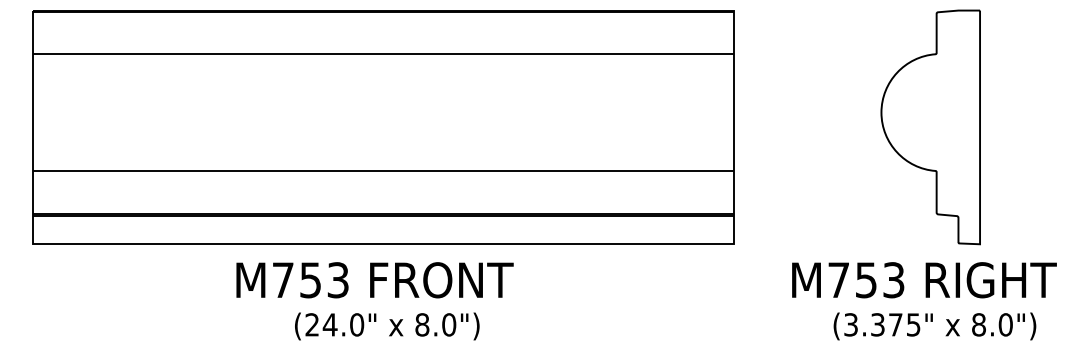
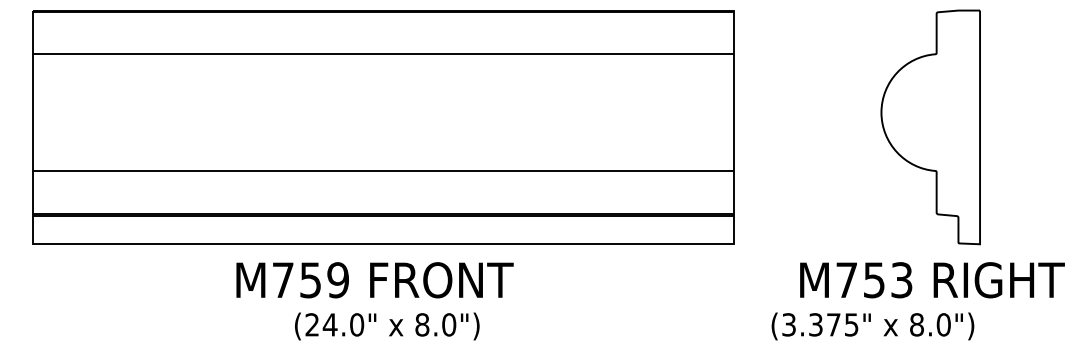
text: M753 -> M759 (337, 280)
text position: (924, 280) -> (932, 280) (932, 280)
text position: (934, 326) -> (872, 326) (872, 326)
